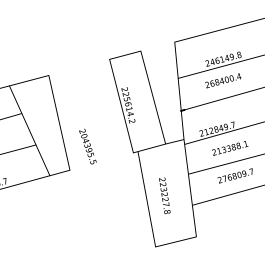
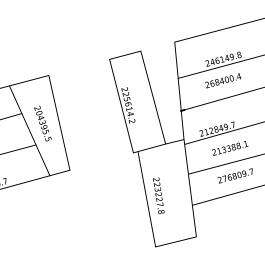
text position: (87, 146) -> (42, 123) (42, 123)
text position: (164, 195) -> (158, 195) (158, 195)
